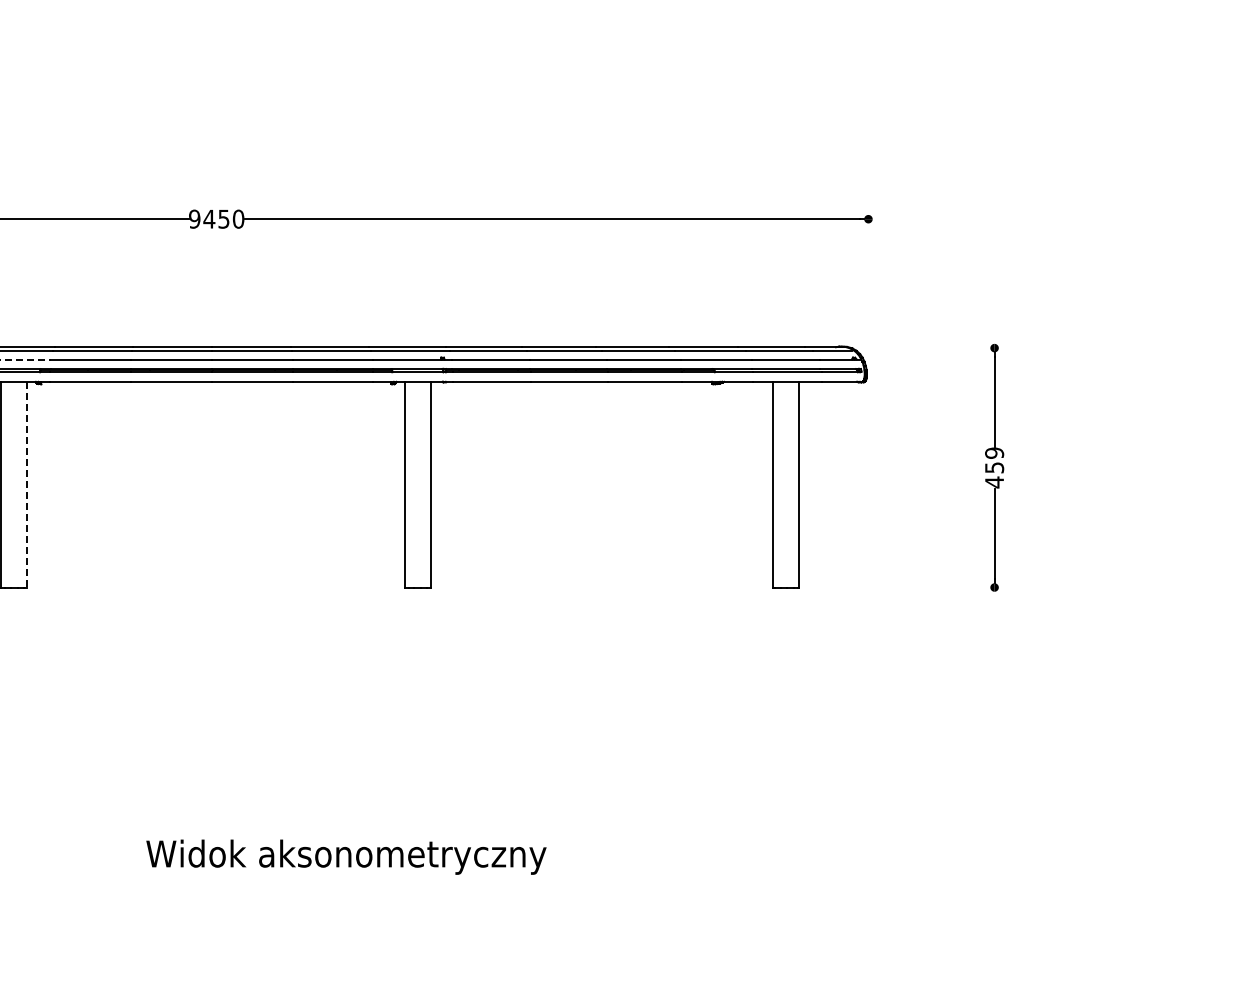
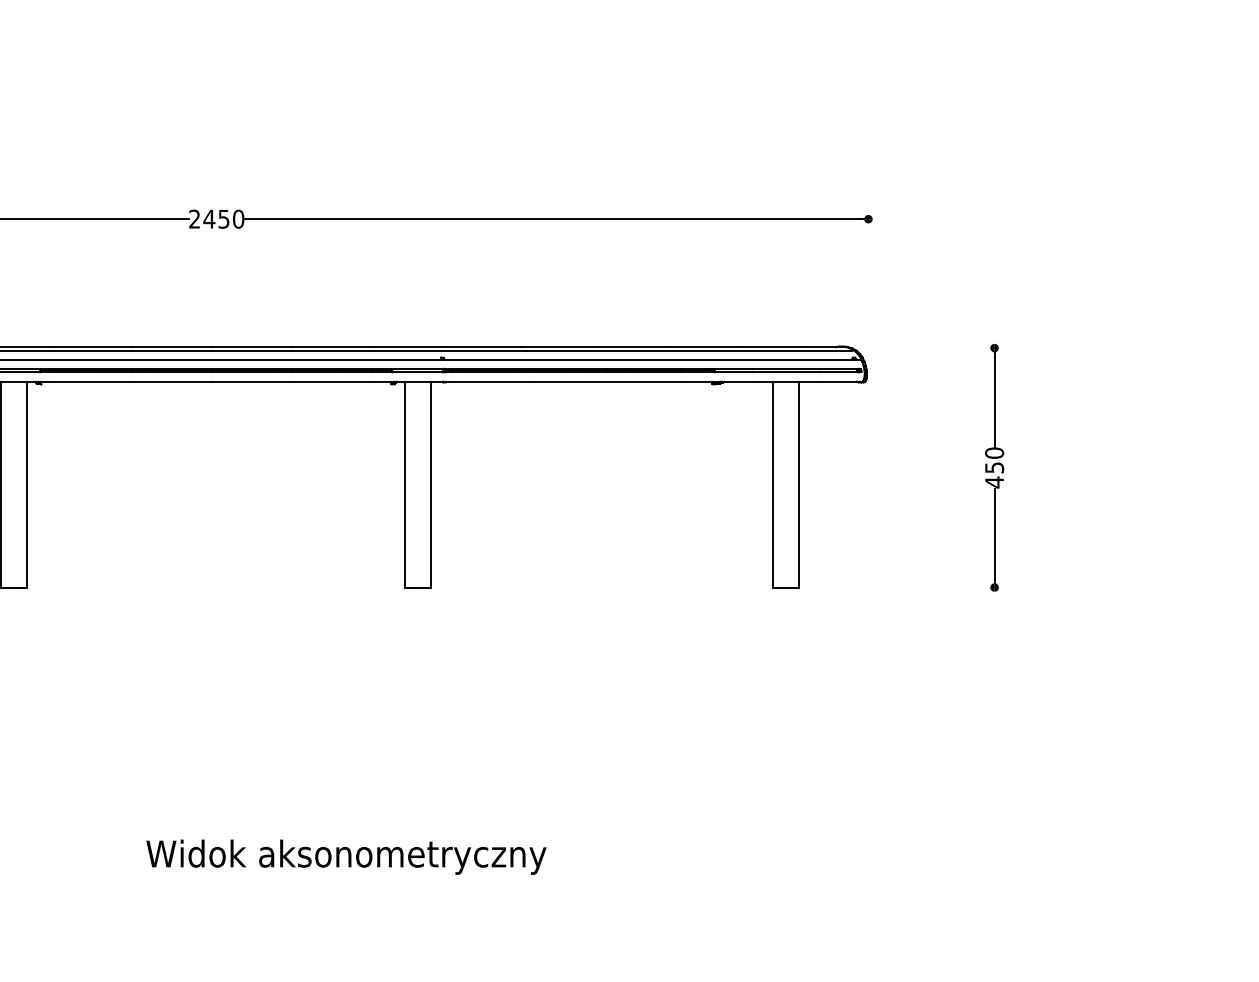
text: 9450 -> 2450 (194, 218)
line: dashed -> solid (26, 359)
text: 459 -> 450 (994, 452)
line: dashed -> solid (27, 484)
